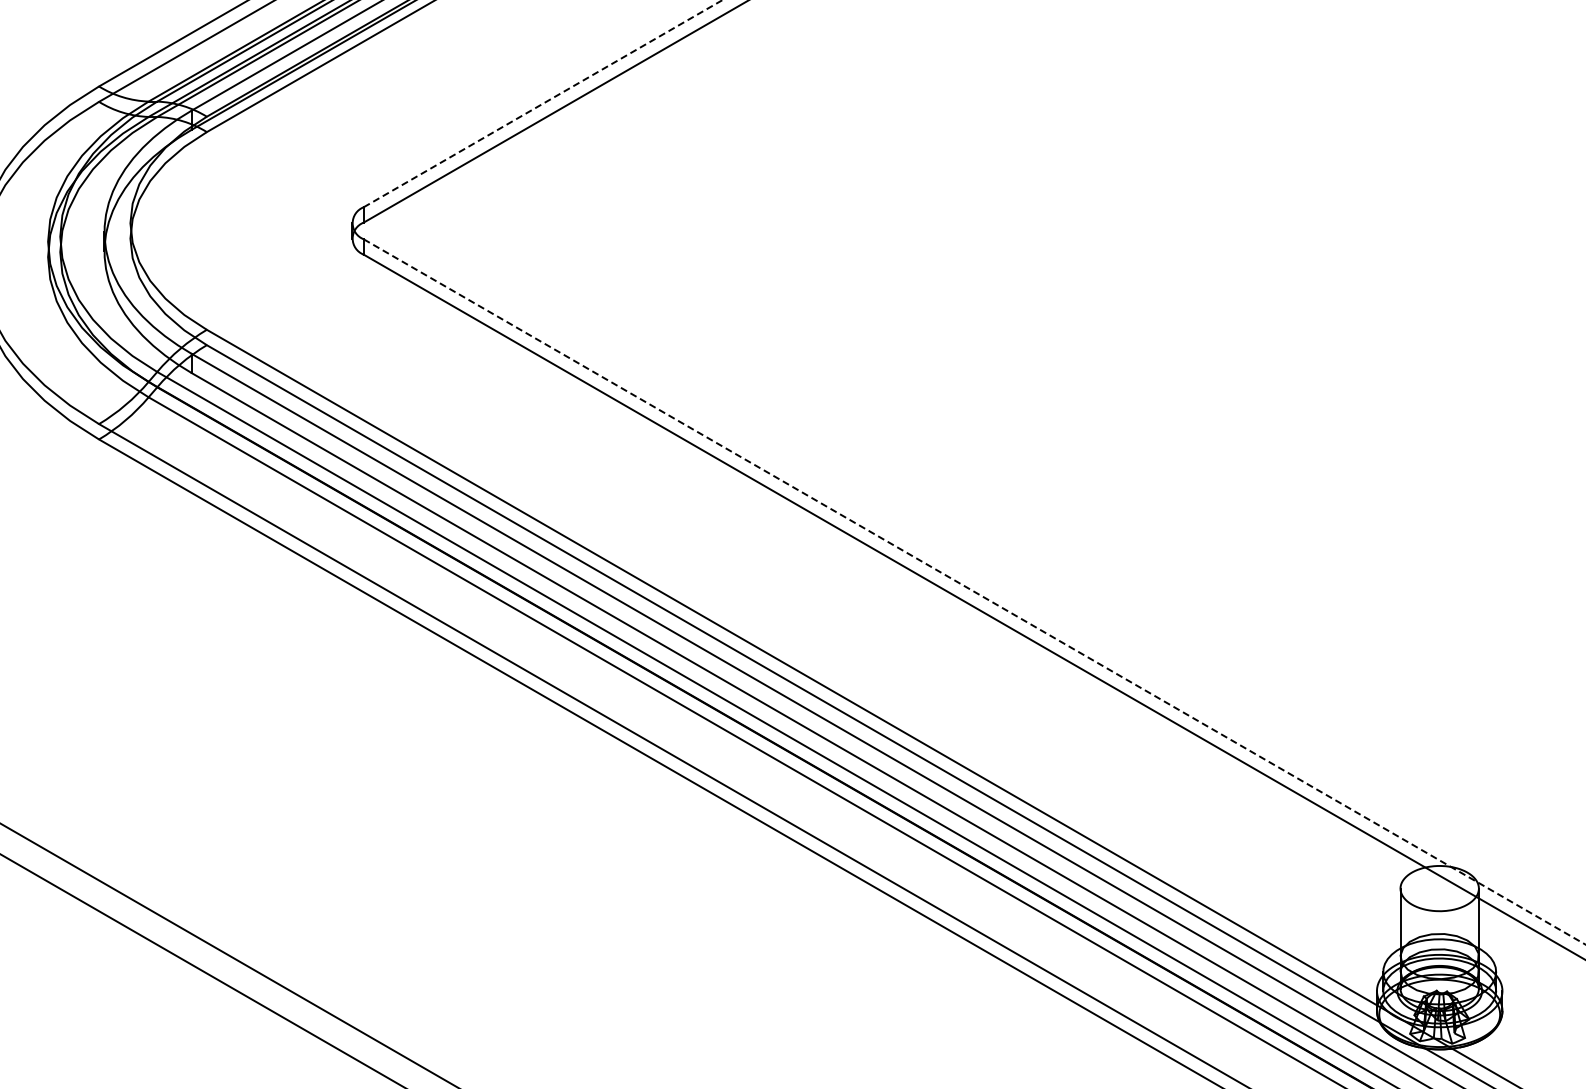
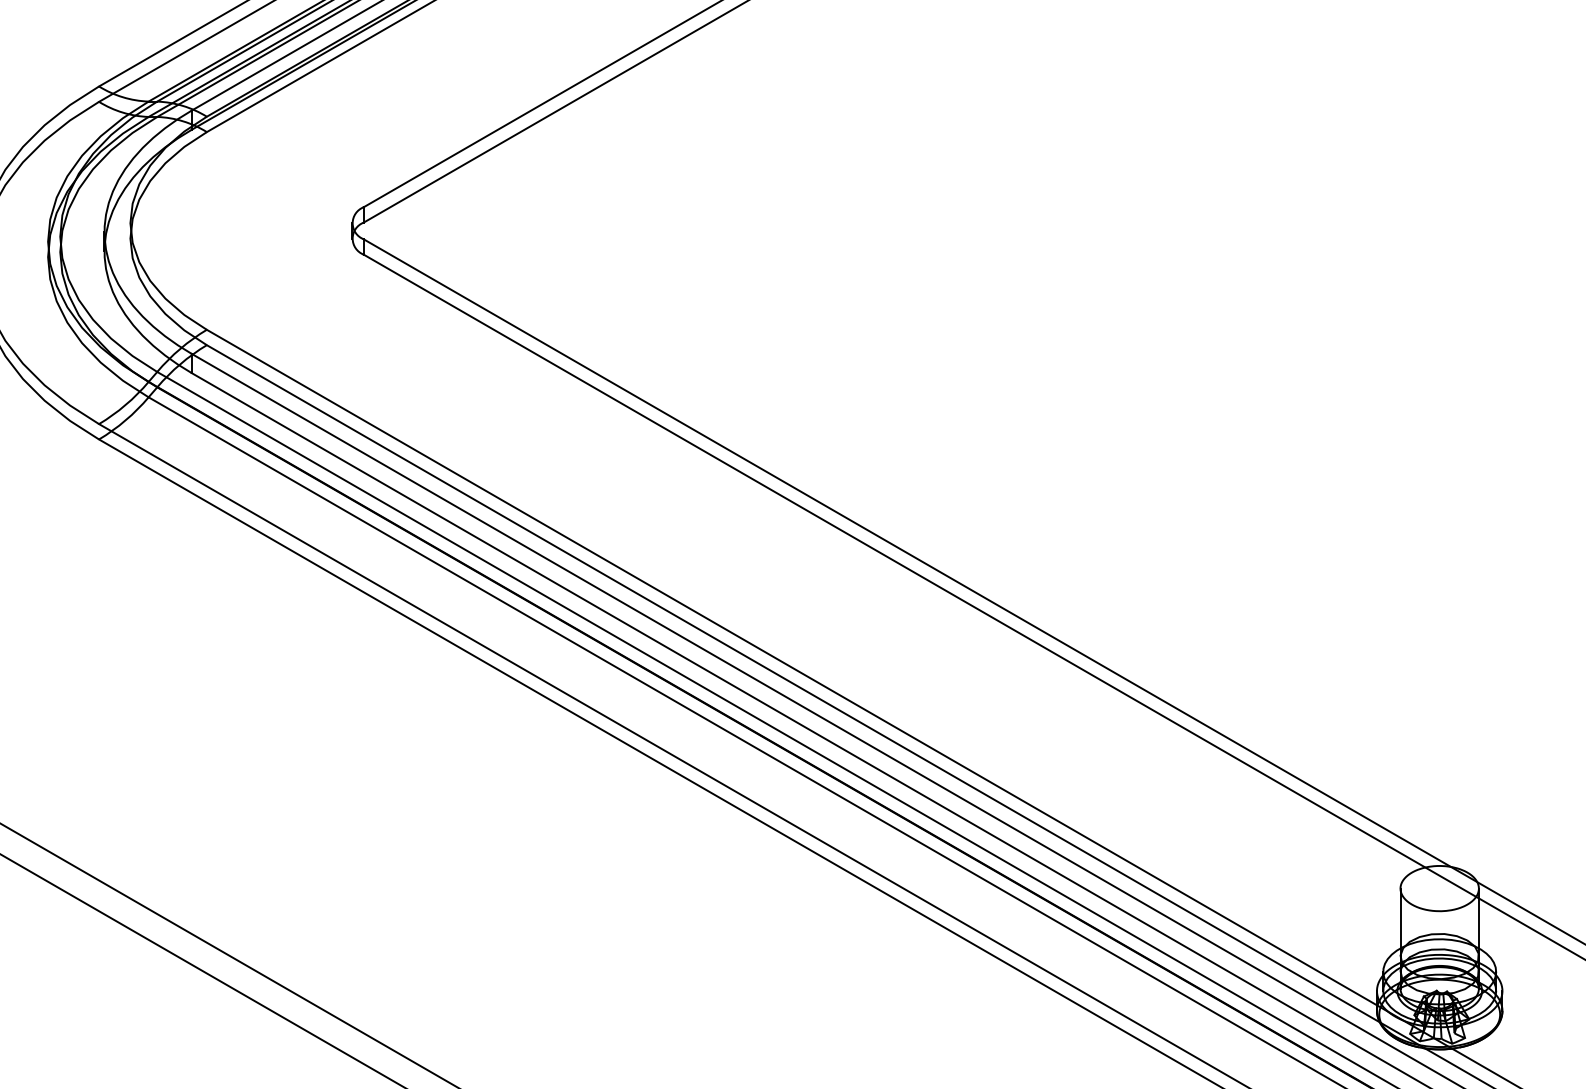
line: dashed -> solid (542, 103)
line: dashed -> solid (975, 592)
